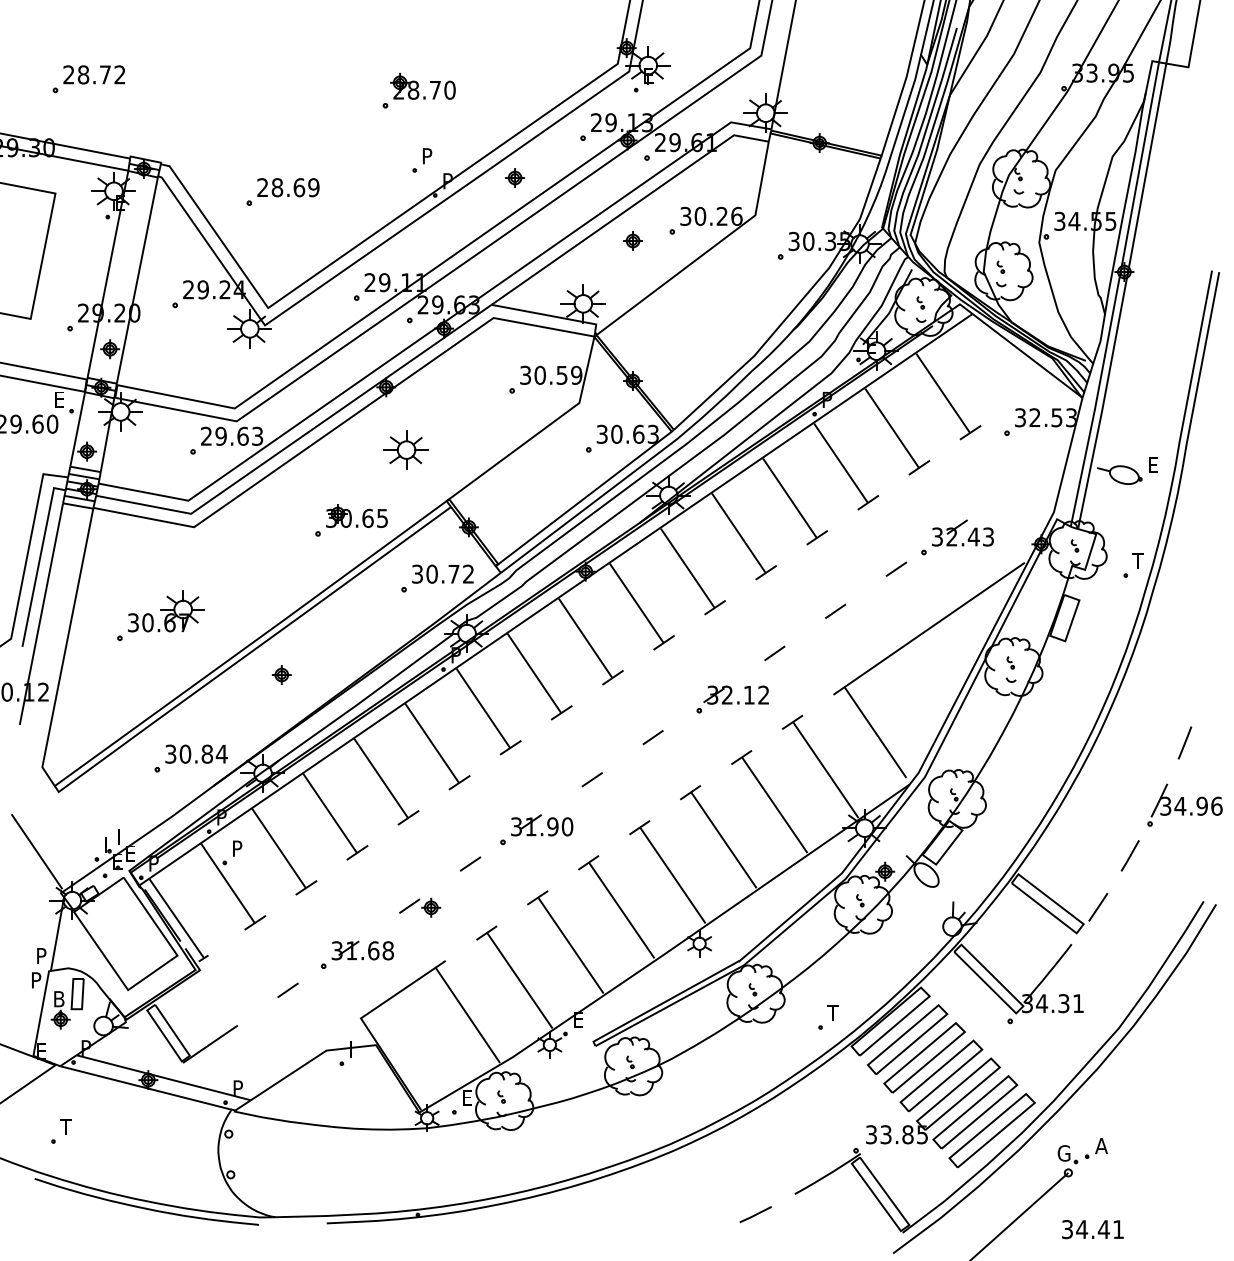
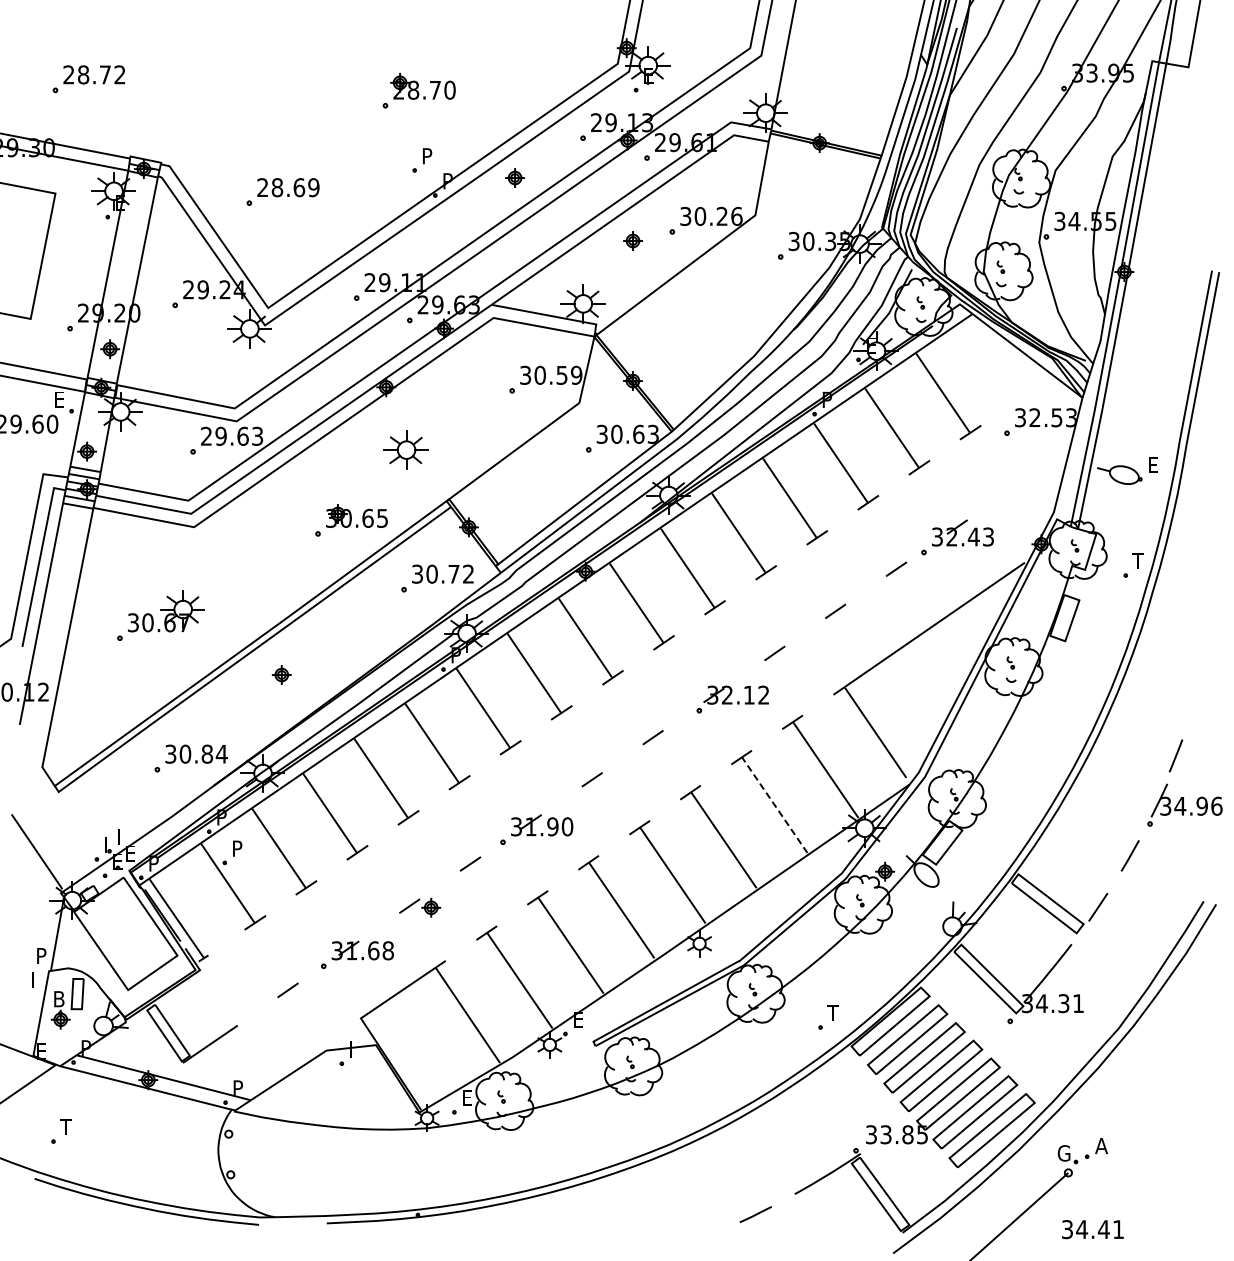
line position: (1184, 742) -> (1175, 755) (1175, 755)
line: solid -> dashed (774, 805)
text: P -> I (36, 980)
